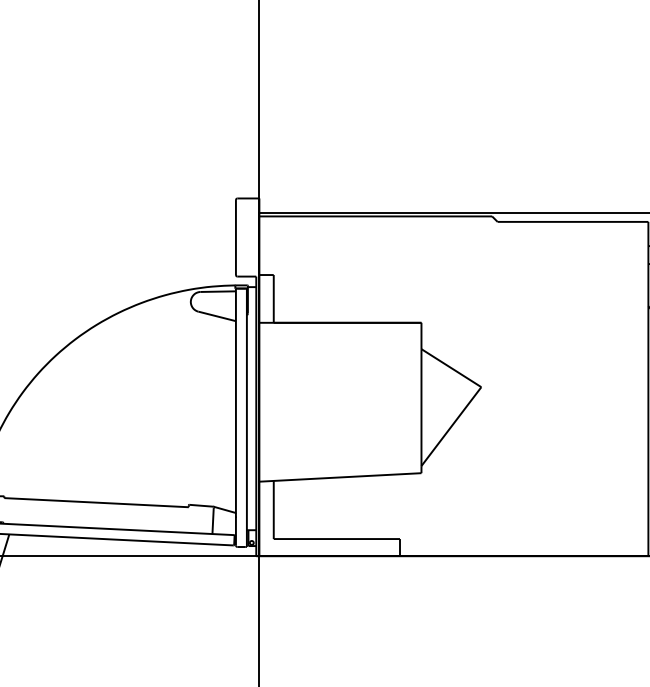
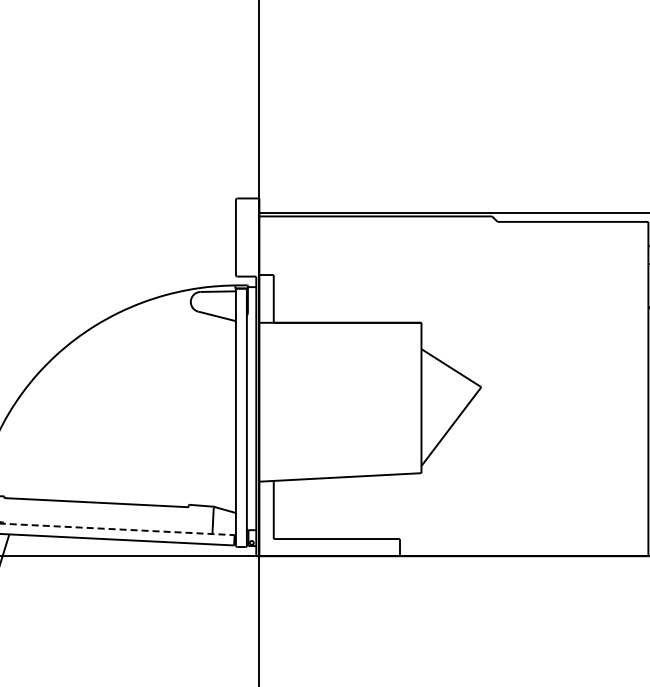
line: solid -> dashed (118, 529)
